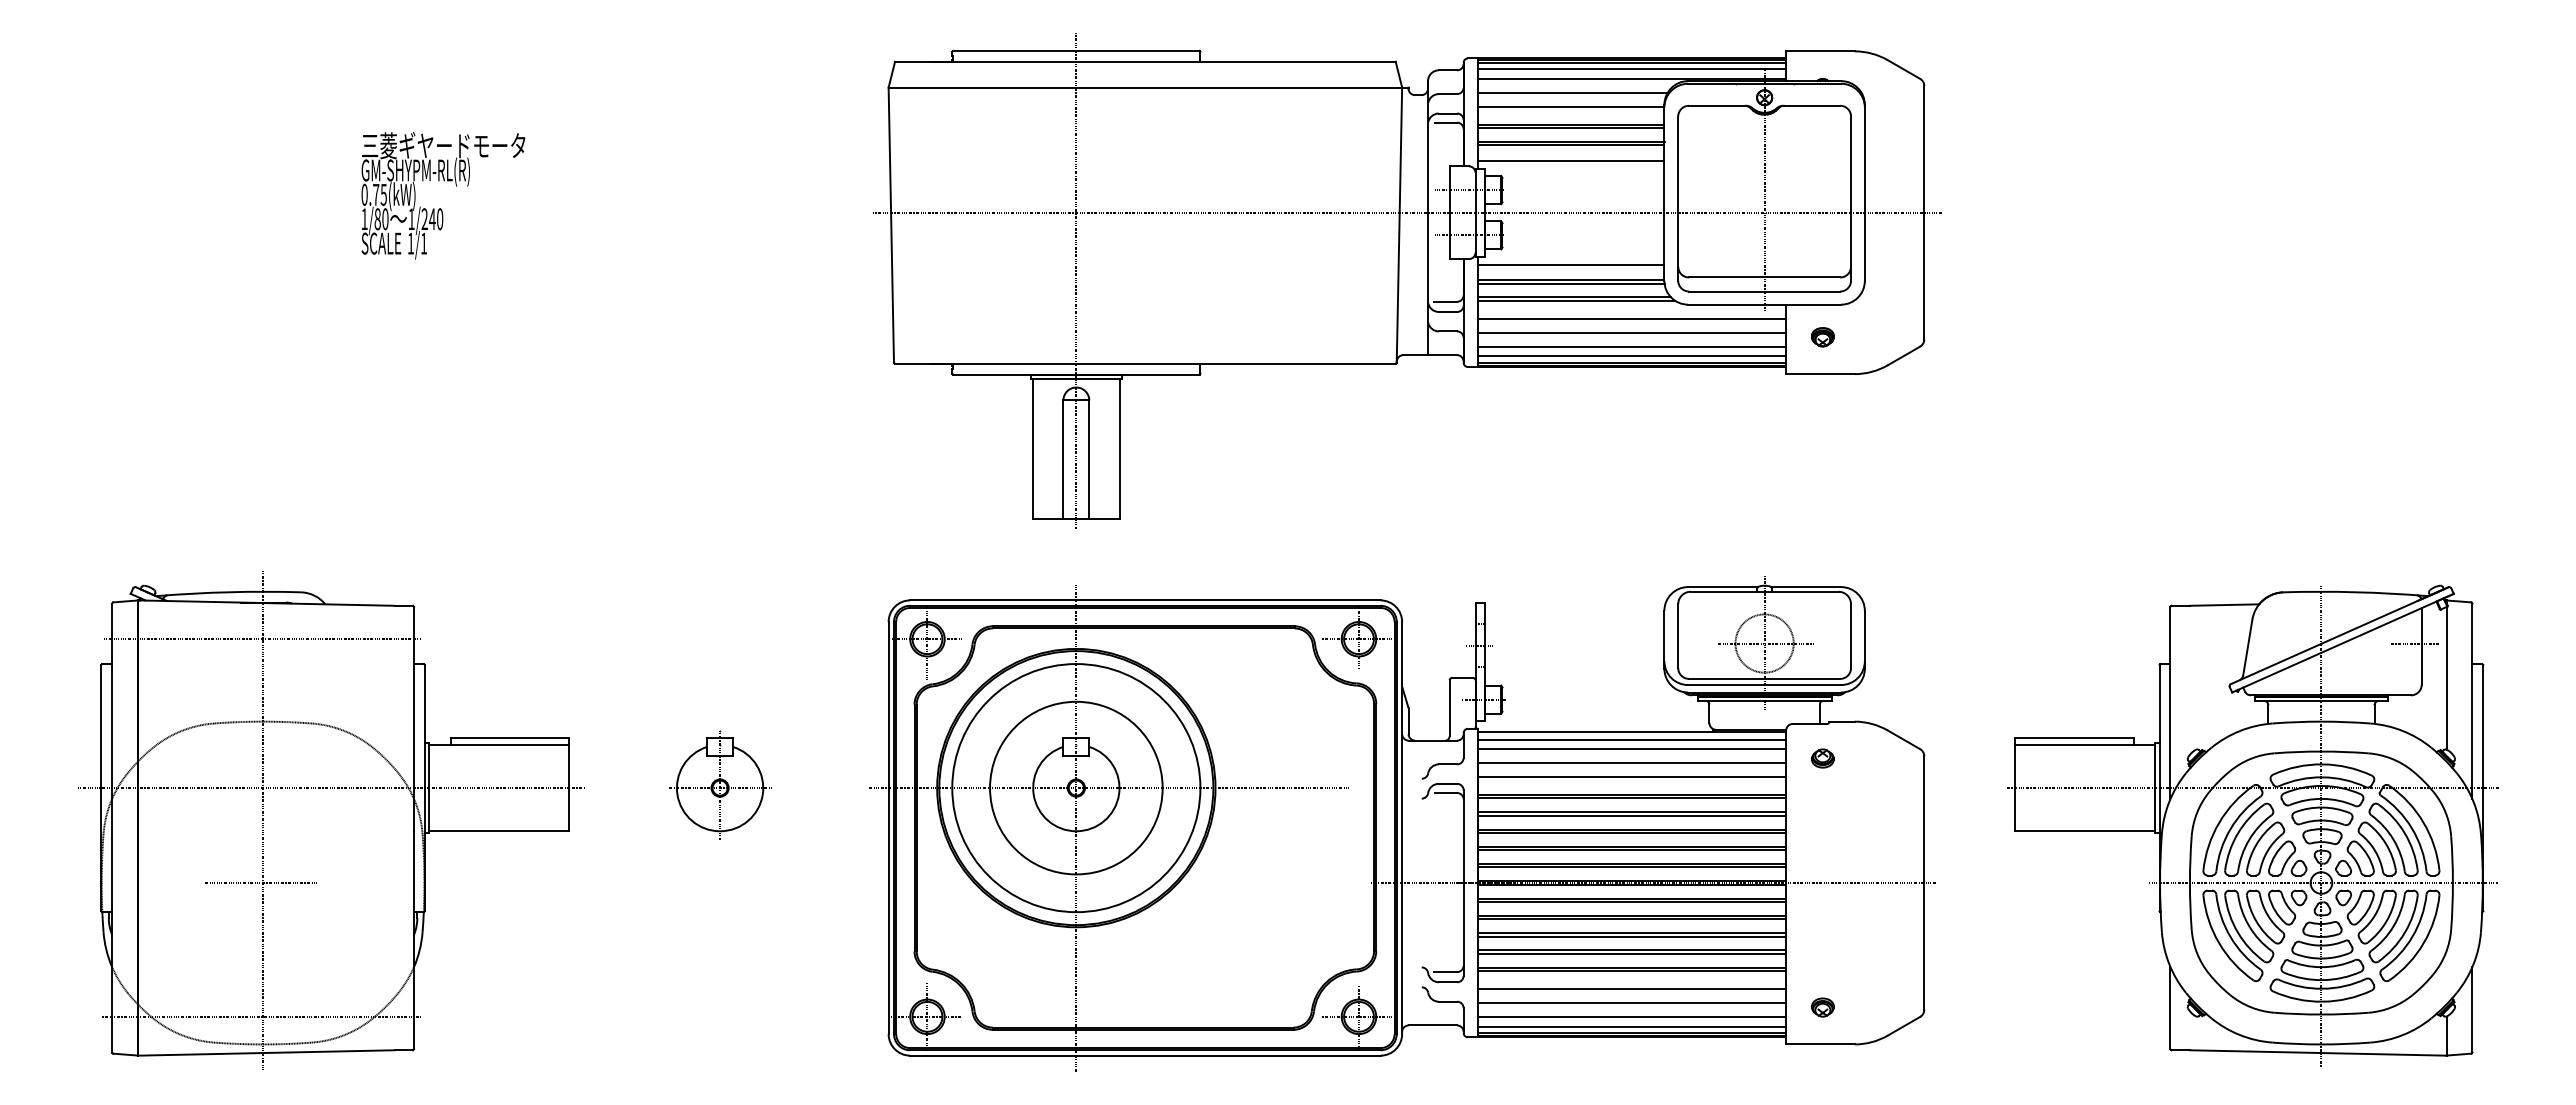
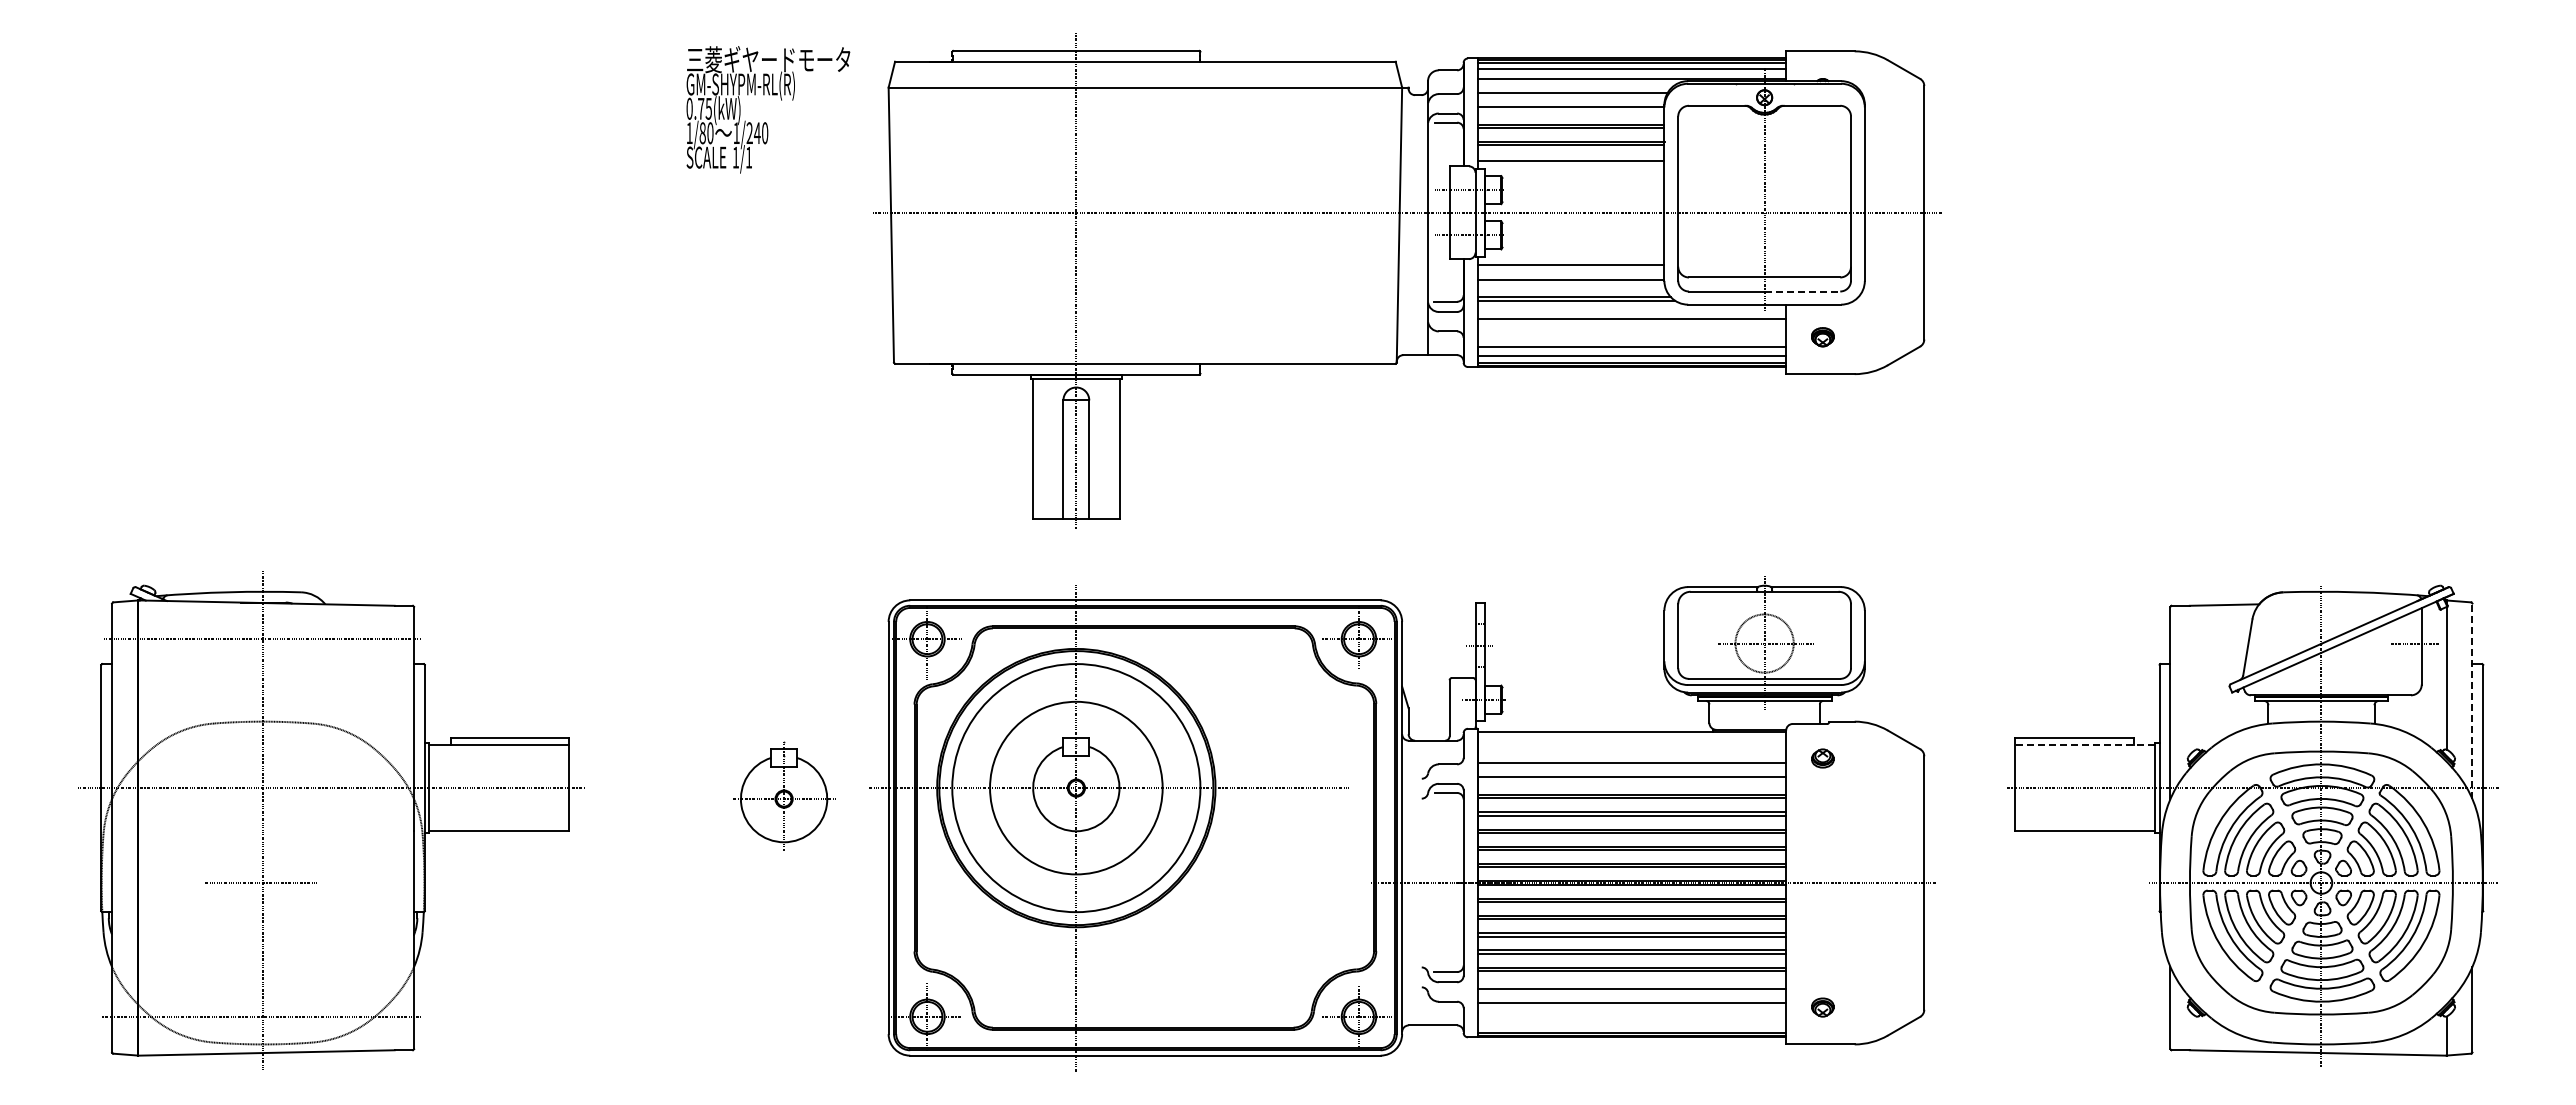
text position: (443, 195) -> (768, 109) (768, 109)
line: present -> none (1570, 283)
line: solid -> dashed (1802, 291)
line: present -> none (1631, 332)
line: solid -> dashed (2472, 701)
line: present -> none (1631, 739)
line: solid -> dashed (2084, 744)
line: present -> none (1631, 749)
part position: (720, 784) -> (784, 795) (784, 795)
line: present -> none (1631, 1016)
line: present -> none (1631, 1026)
